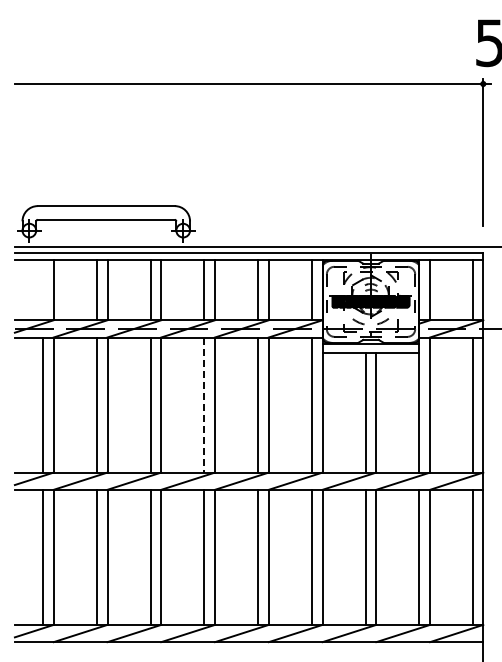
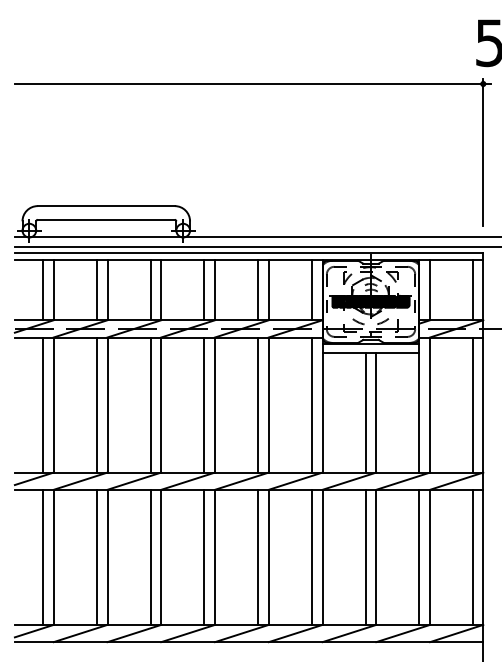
line: none -> present (256, 237)
line: none -> present (43, 289)
line: dashed -> solid (204, 405)
